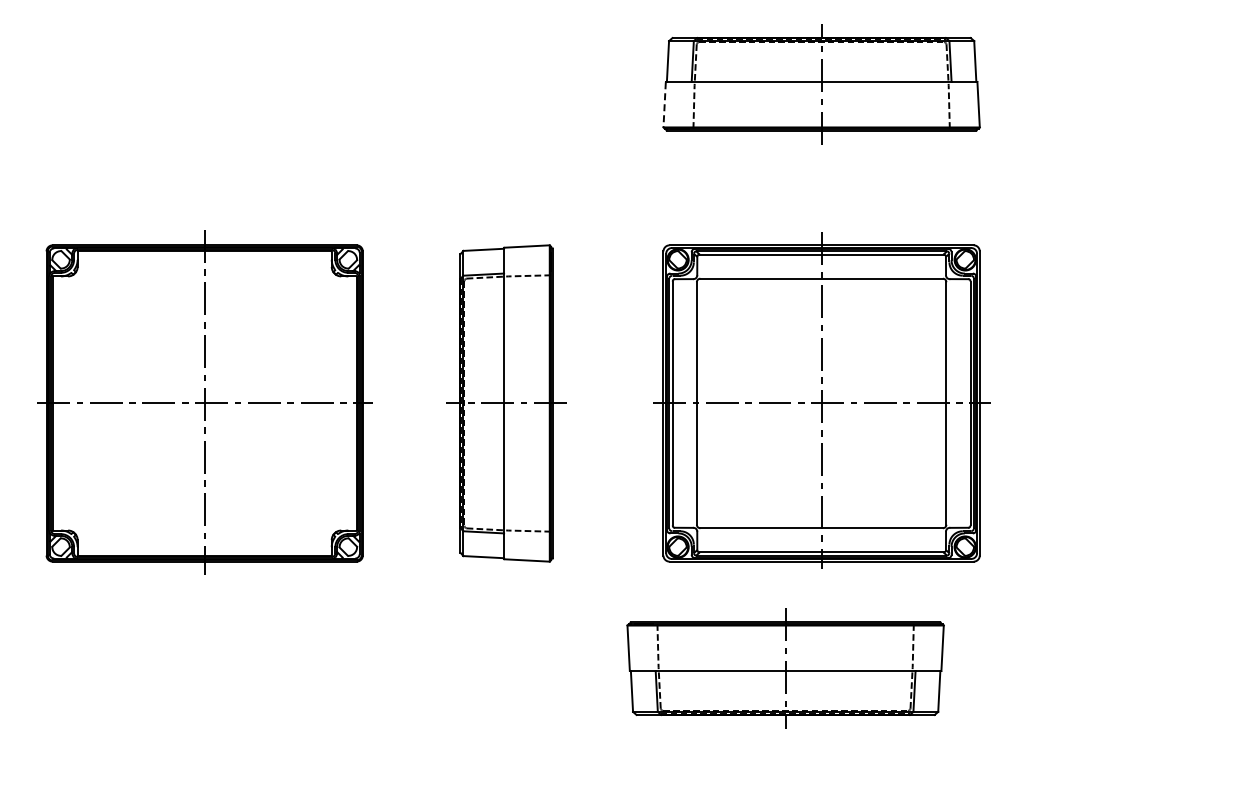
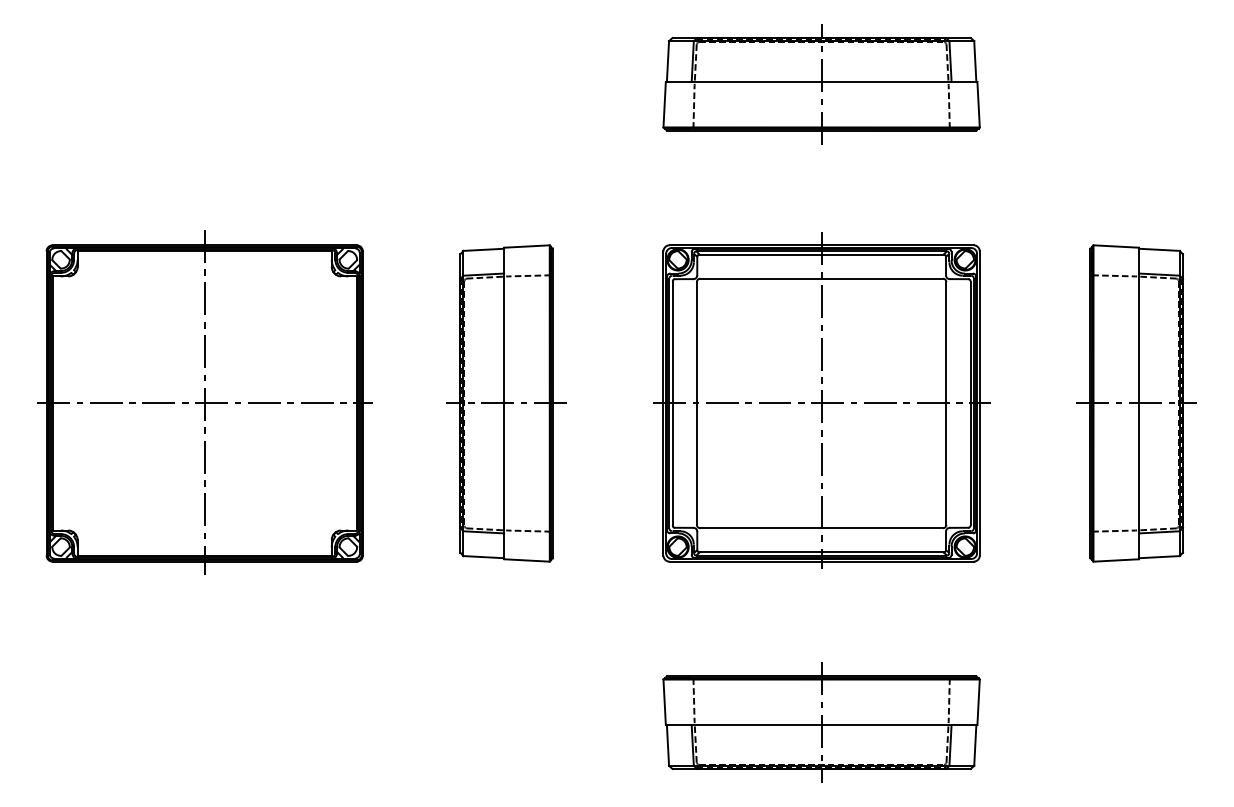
line: dashed -> solid (664, 104)
part: none -> present (1136, 403)
part position: (785, 668) -> (821, 722) (821, 722)
